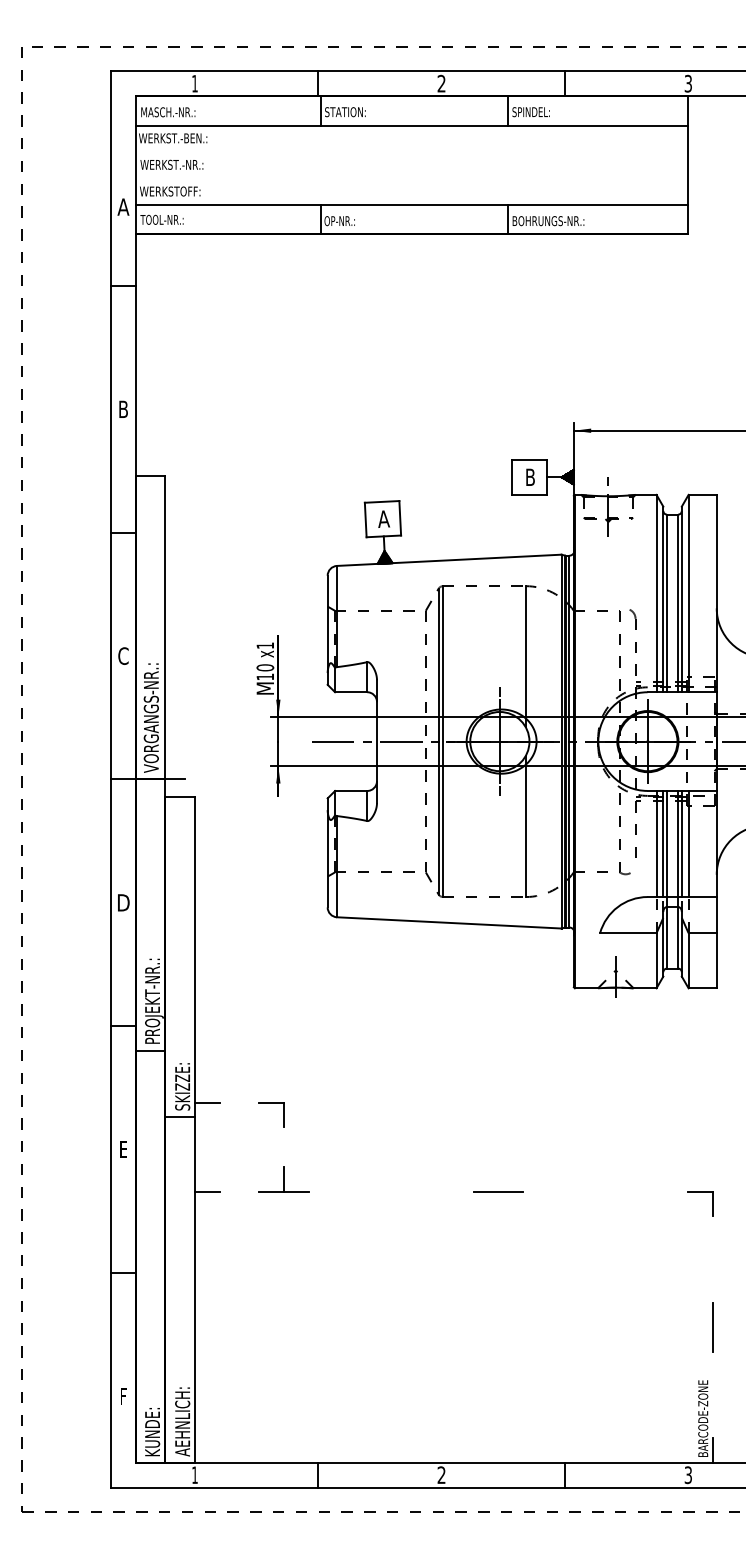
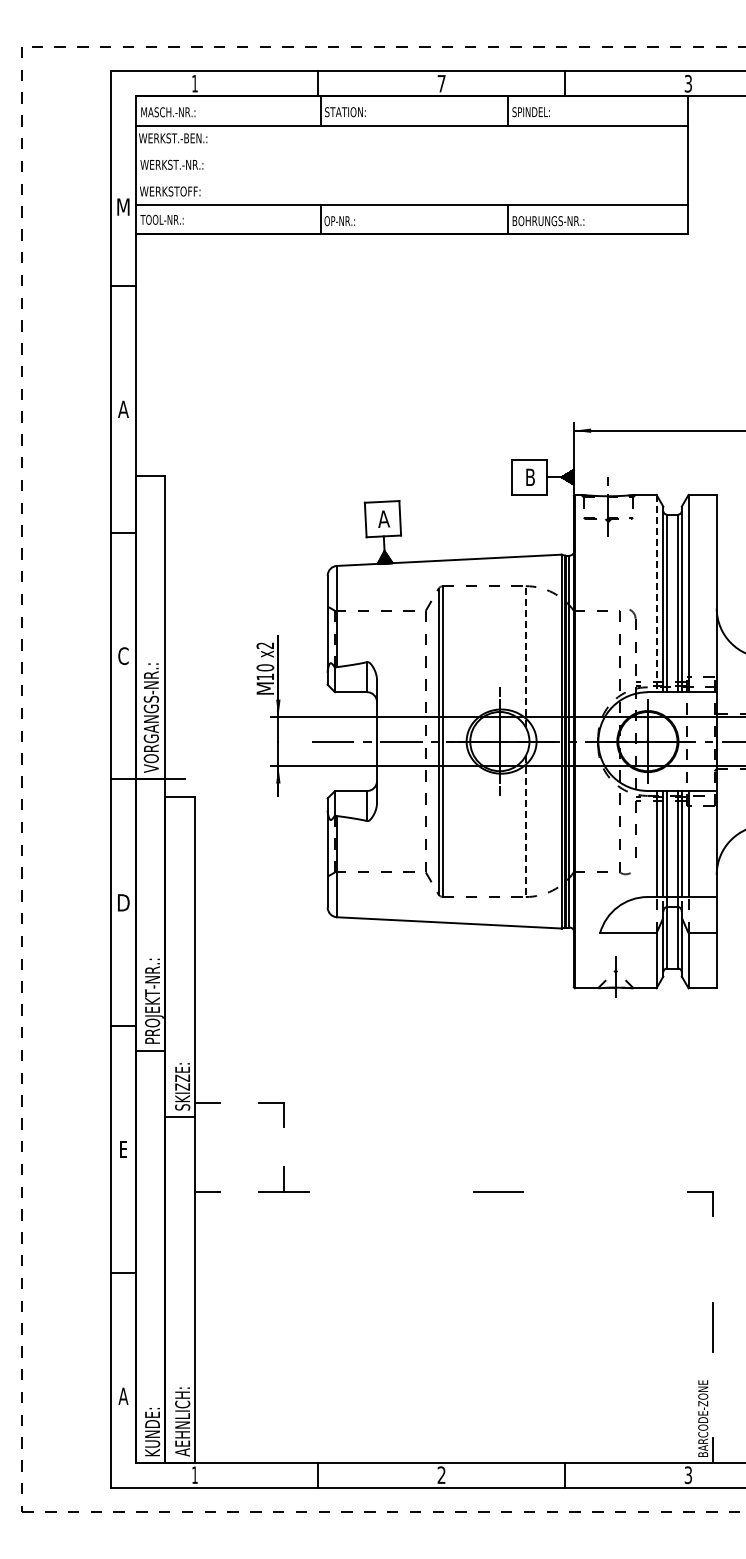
text: 2 -> 7 (441, 83)
text: A -> M (123, 206)
text: B -> A (123, 408)
line: solid -> dashed (656, 593)
text: x1 -> x2 (264, 645)
line: solid -> dashed (525, 656)
line: solid -> dashed (525, 826)
text: F -> A (123, 1395)
